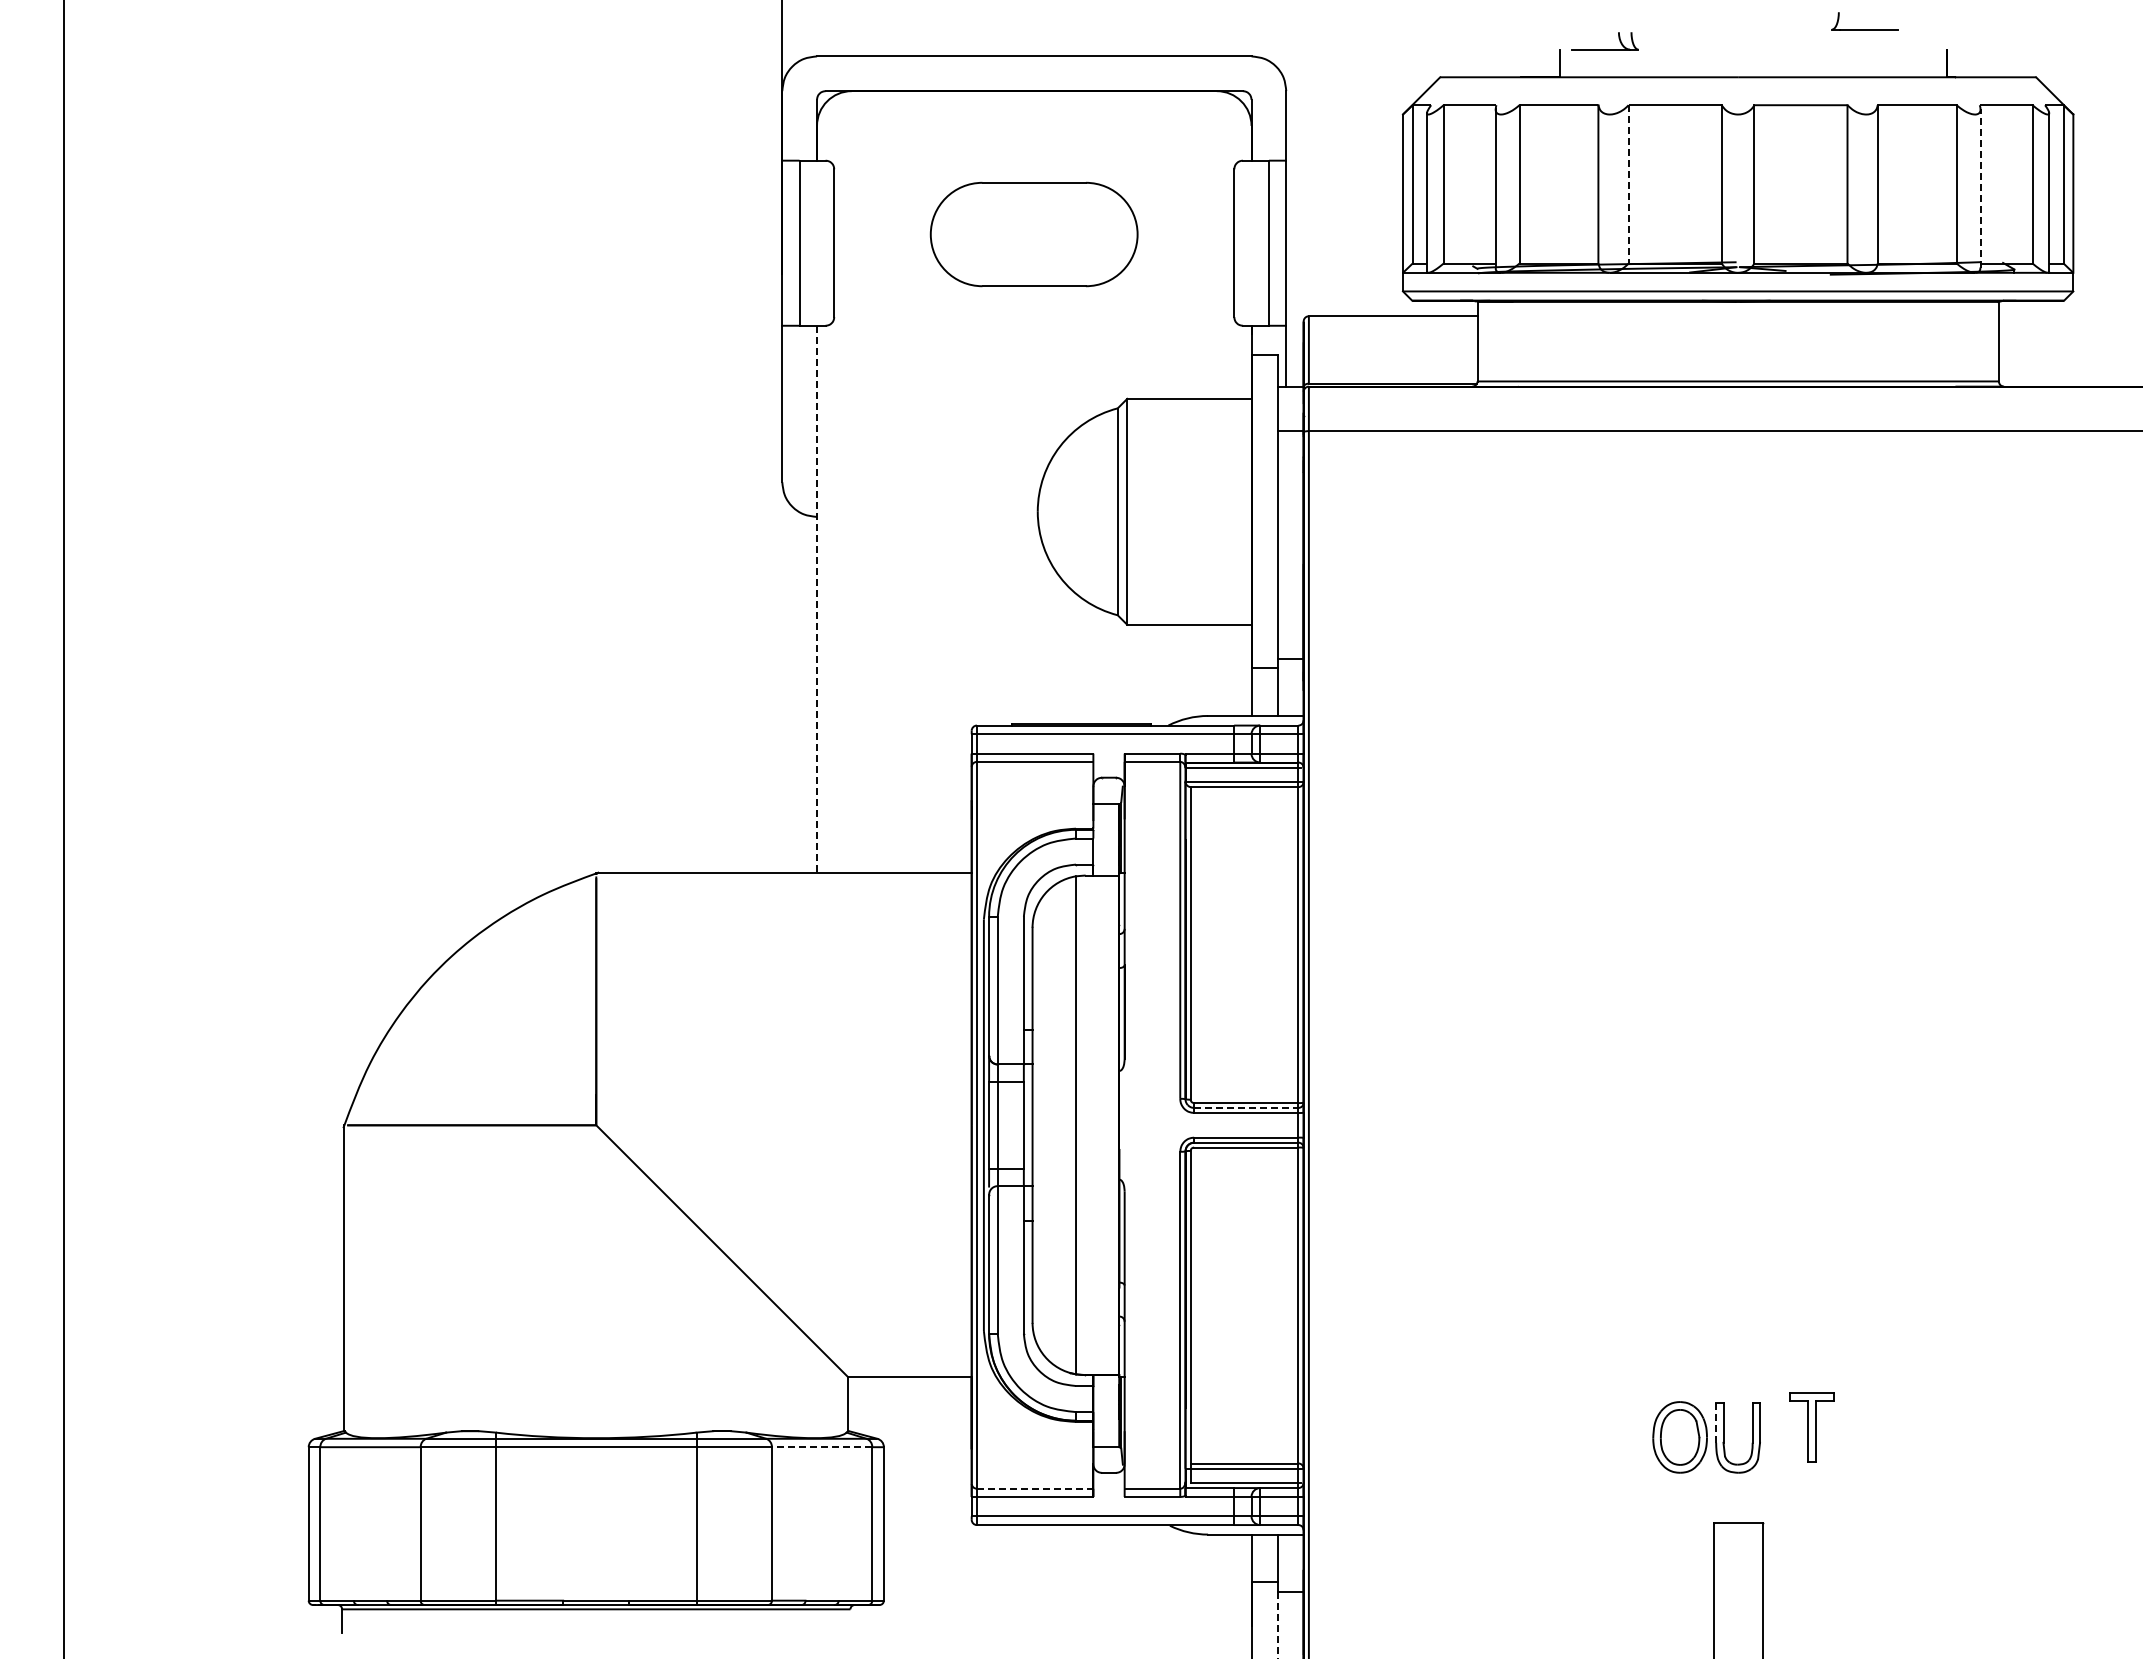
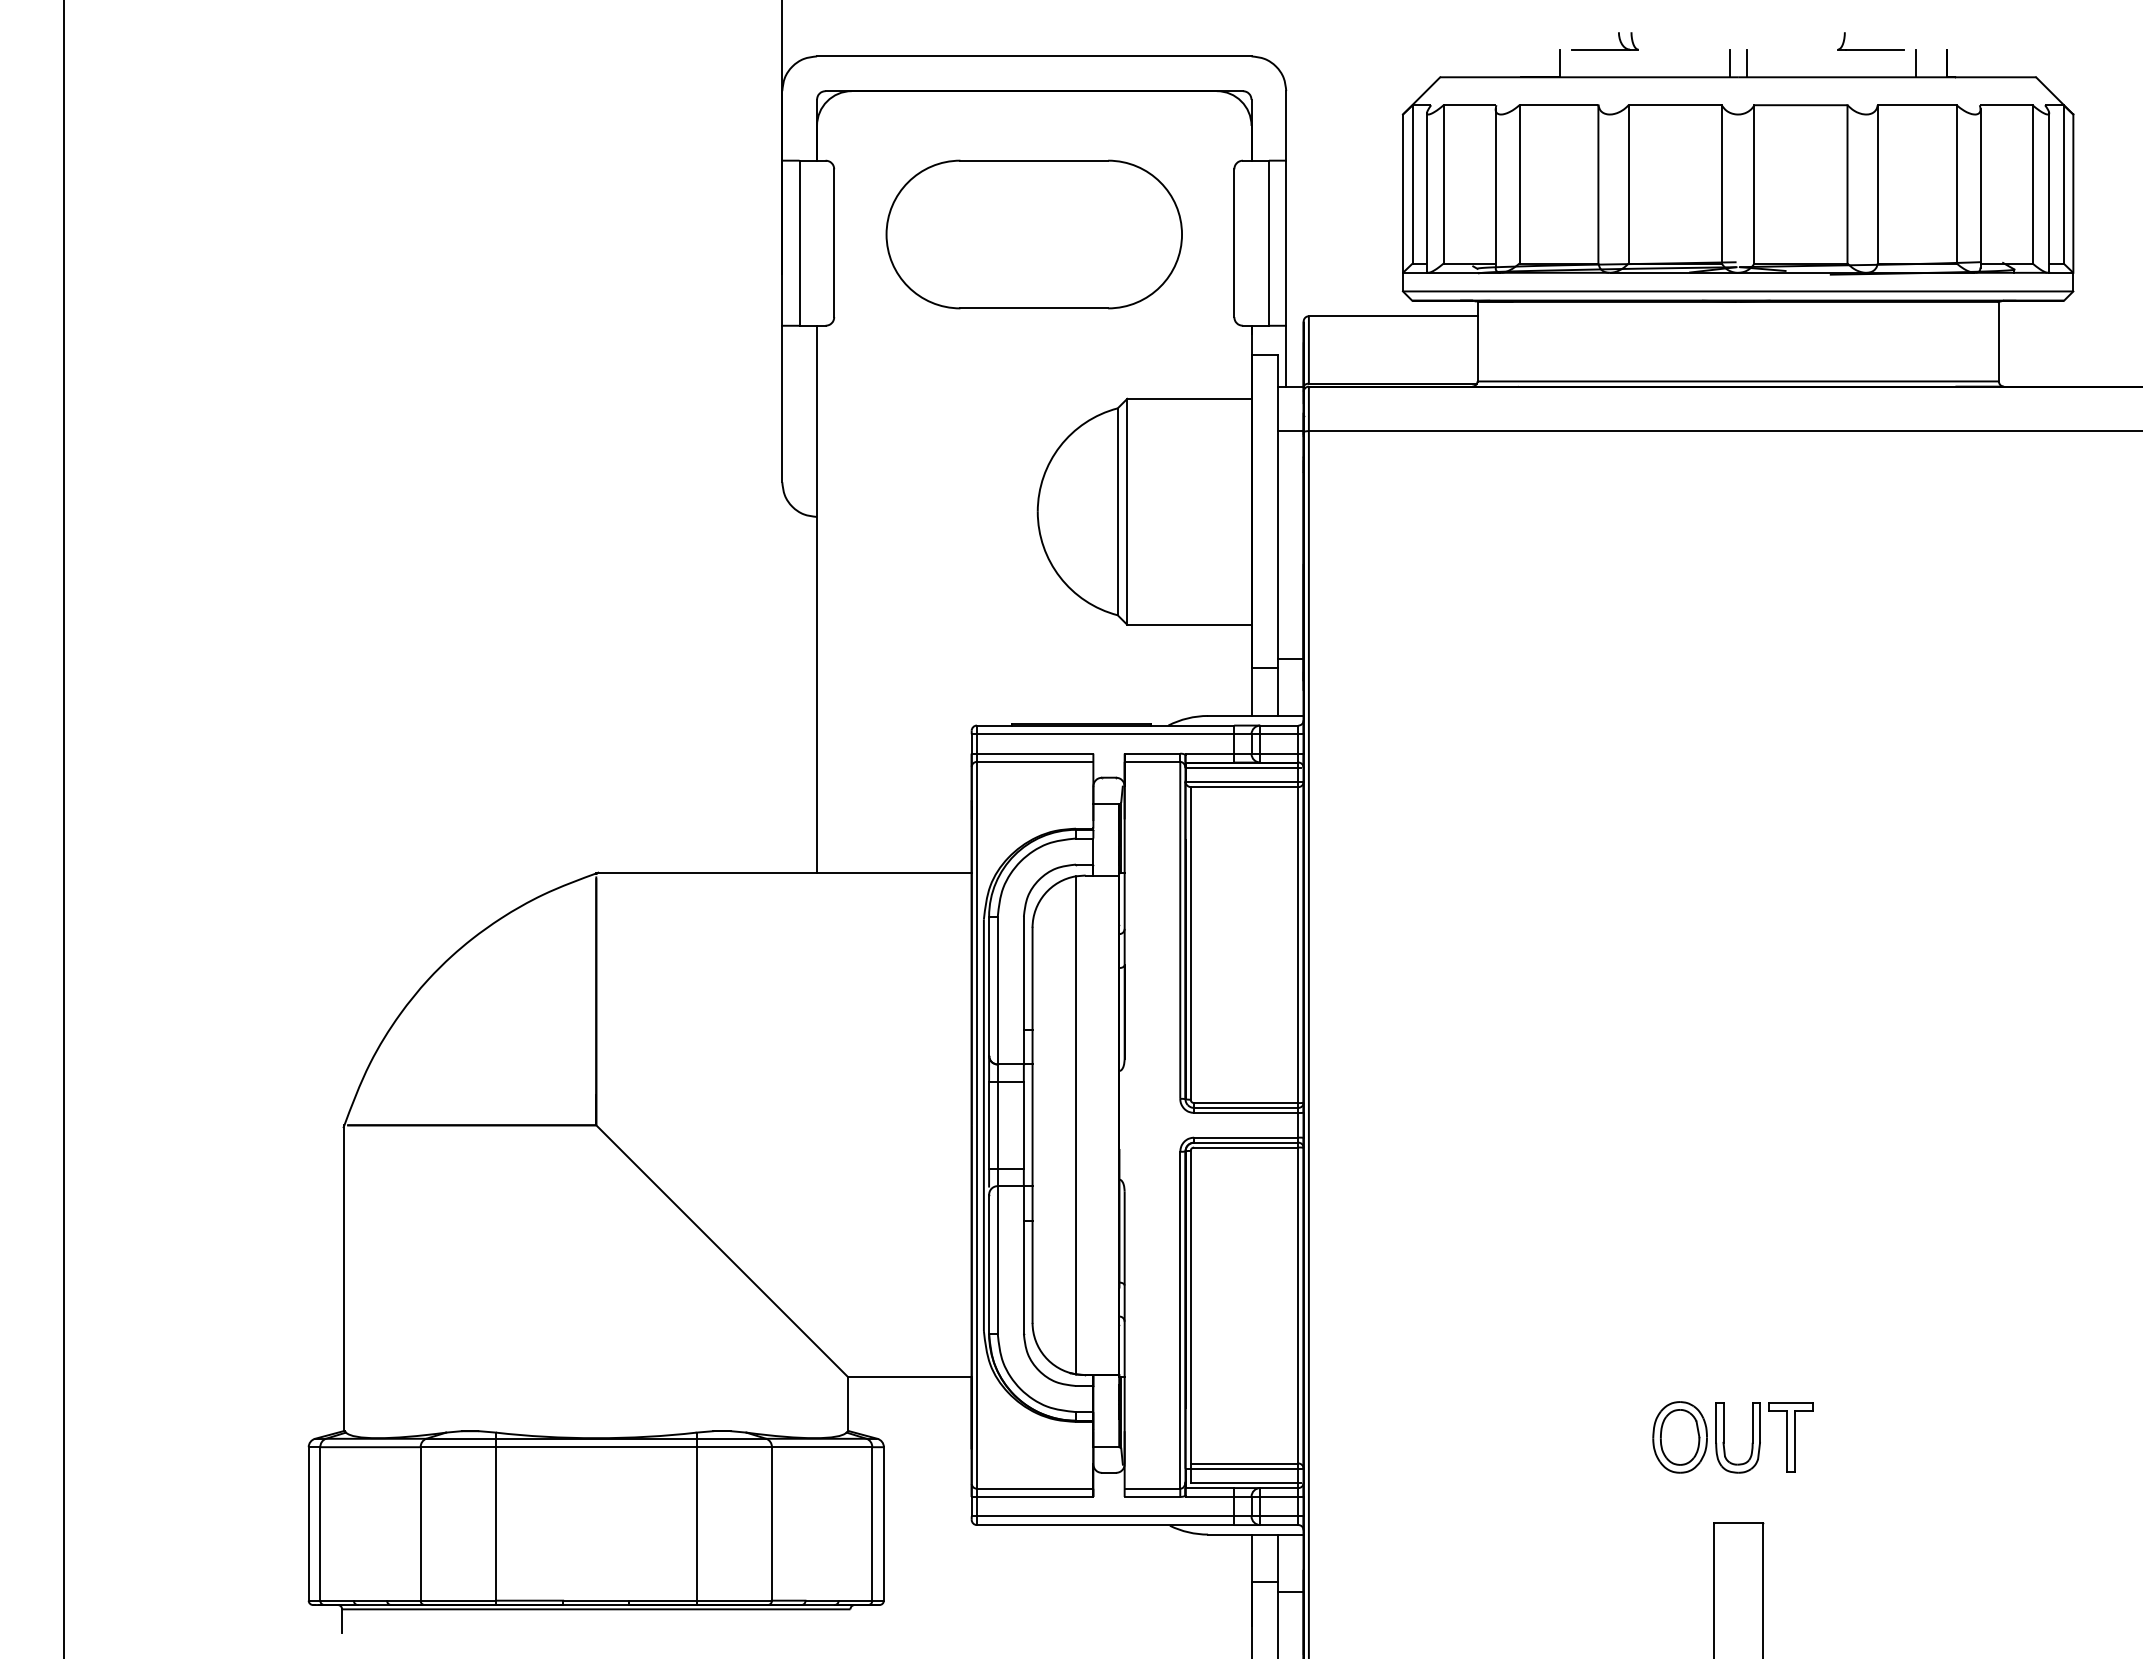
part position: (1864, 29) -> (1870, 49) (1870, 49)
line: none -> present (1729, 63)
line: none -> present (1746, 63)
line: none -> present (1916, 63)
line: dashed -> solid (1628, 184)
line: dashed -> solid (1980, 187)
part size: 210x107 px -> 298x151 px (1033, 234)
line: dashed -> solid (817, 599)
line: dashed -> solid (1246, 1107)
line: dashed -> solid (1716, 1423)
part position: (1811, 1427) -> (1790, 1437) (1790, 1437)
line: dashed -> solid (821, 1447)
line: dashed -> solid (1035, 1488)
line: dashed -> solid (1277, 1624)
